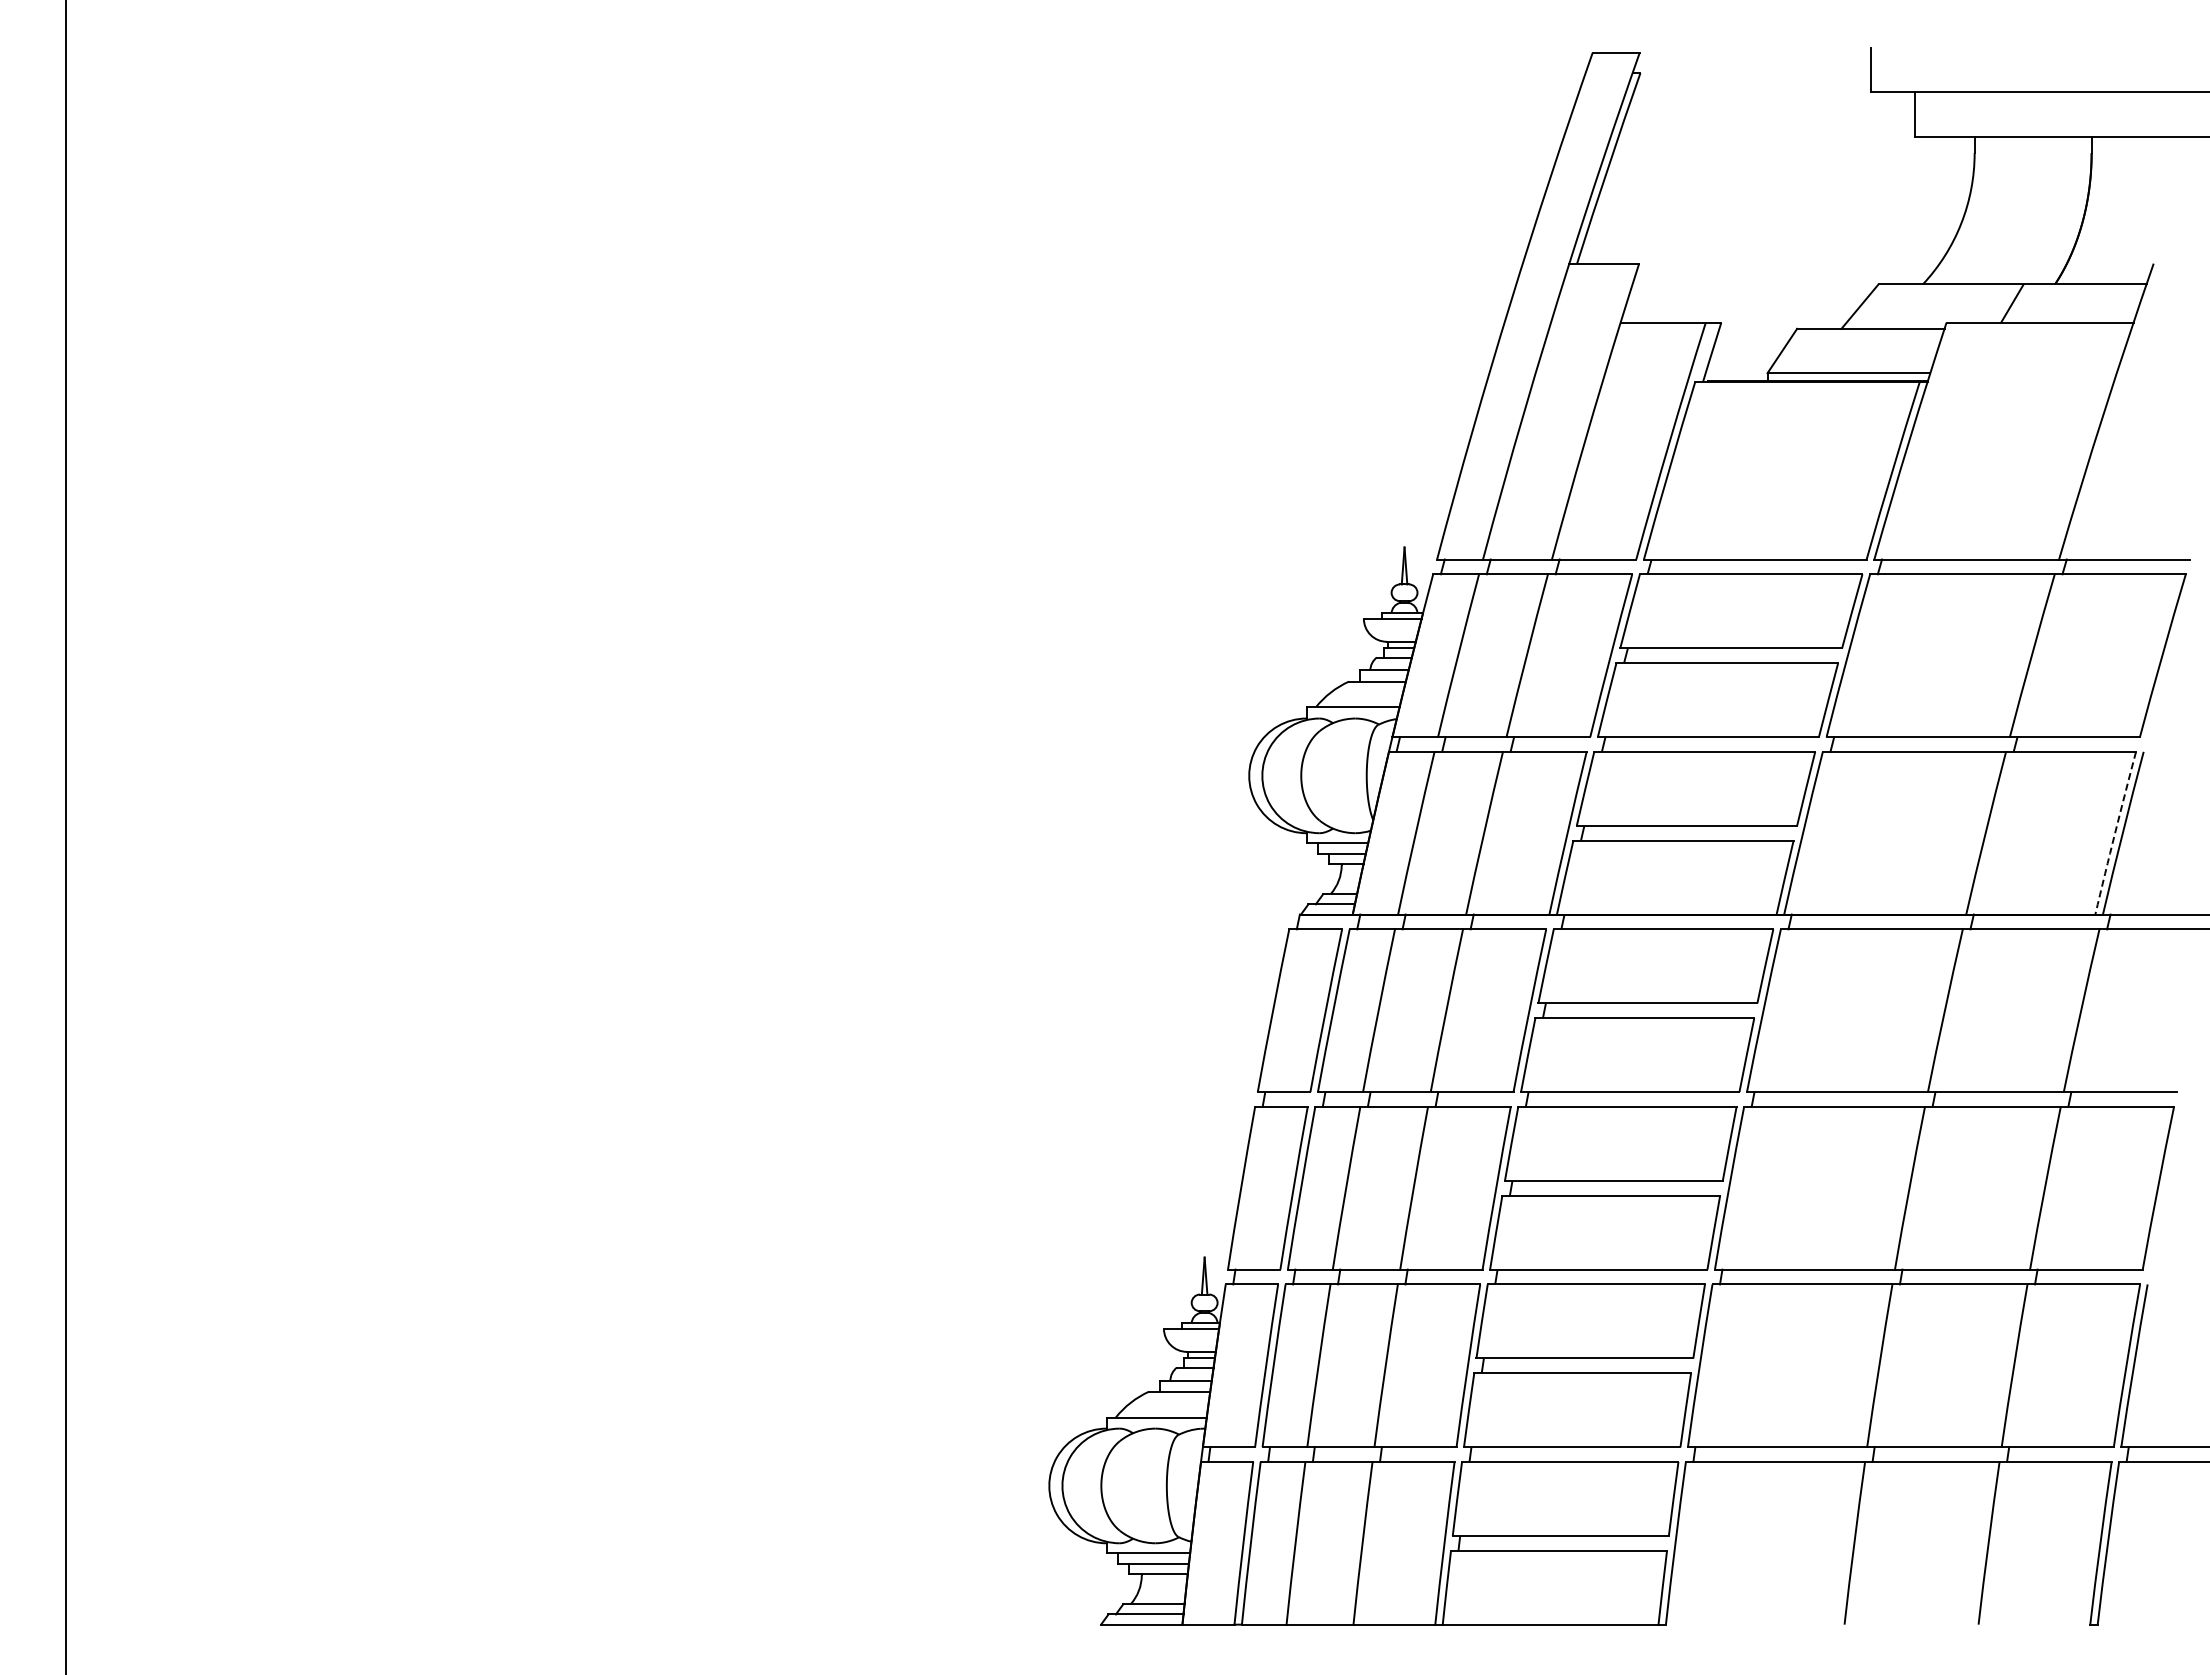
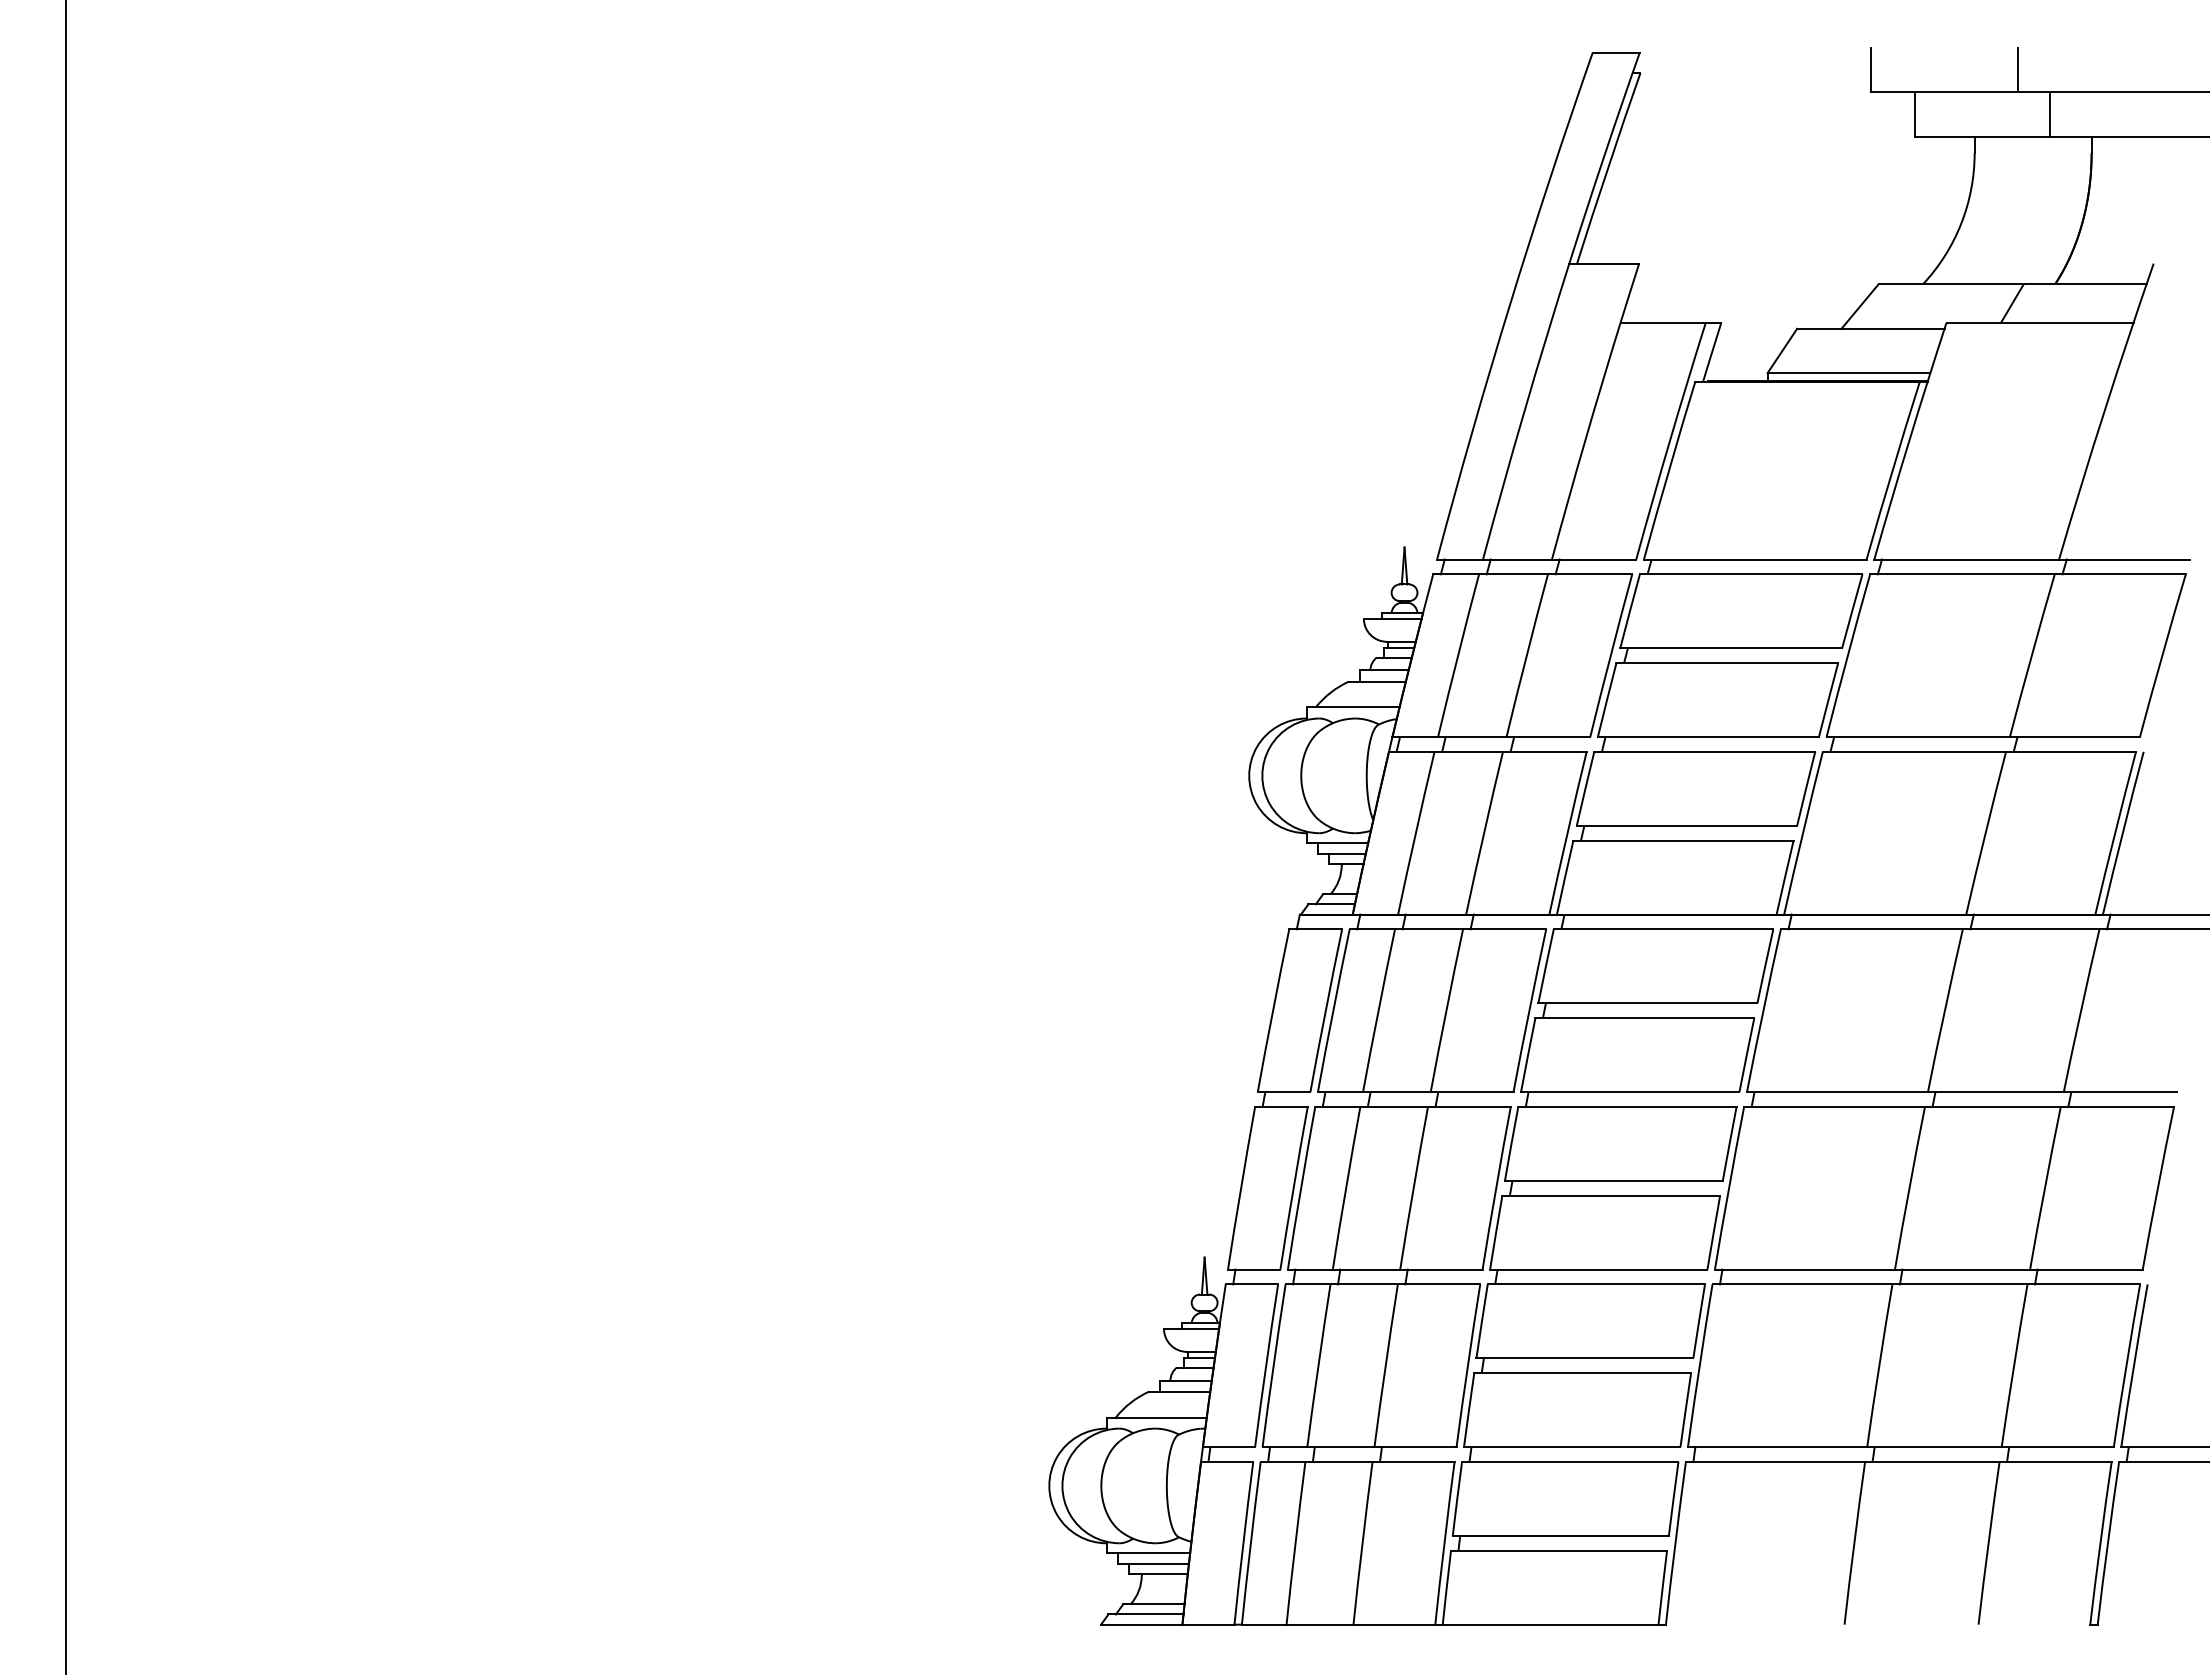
line: none -> present (2018, 69)
line: none -> present (2049, 114)
arc: dashed -> solid (2115, 833)
